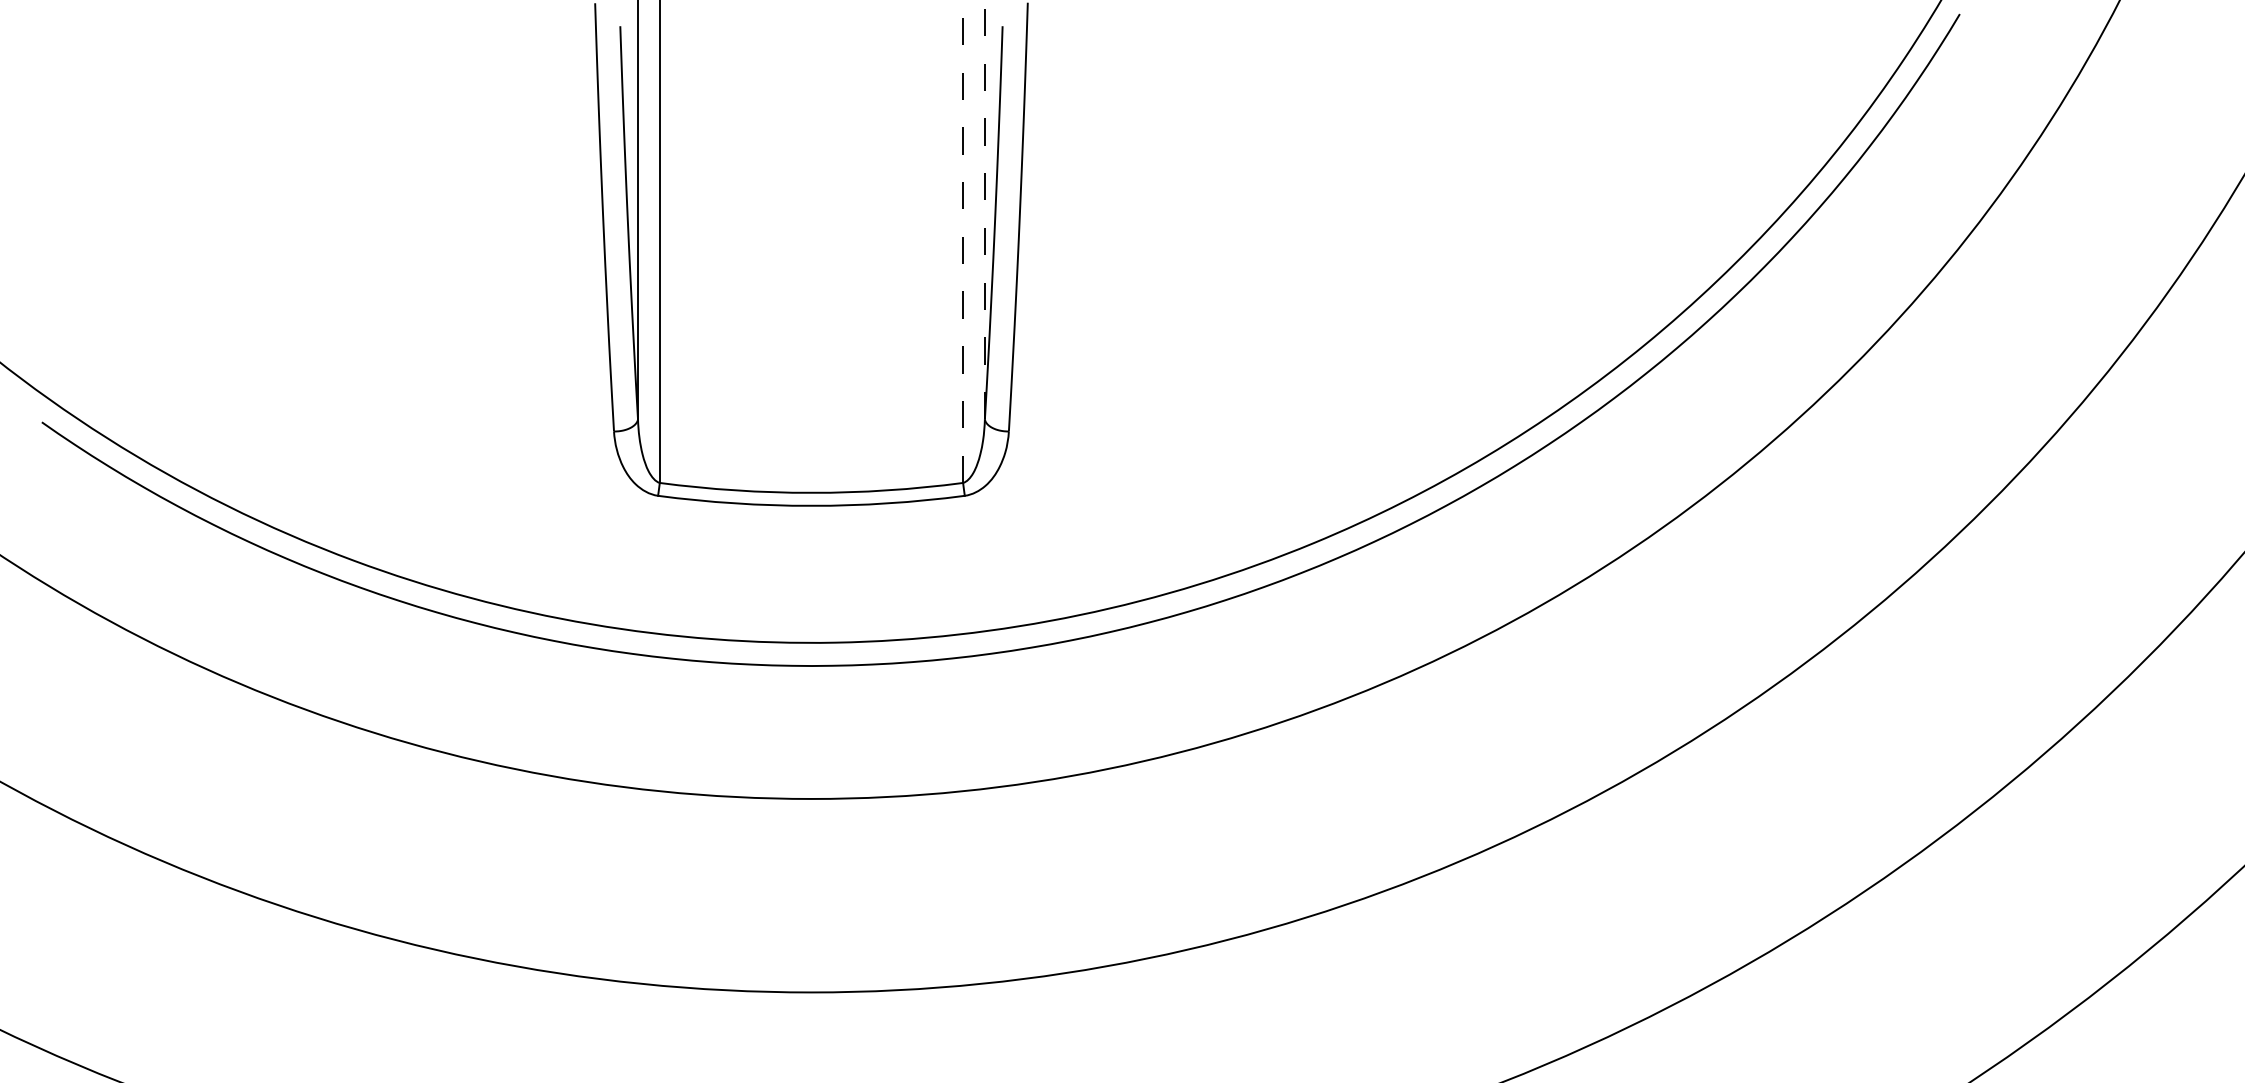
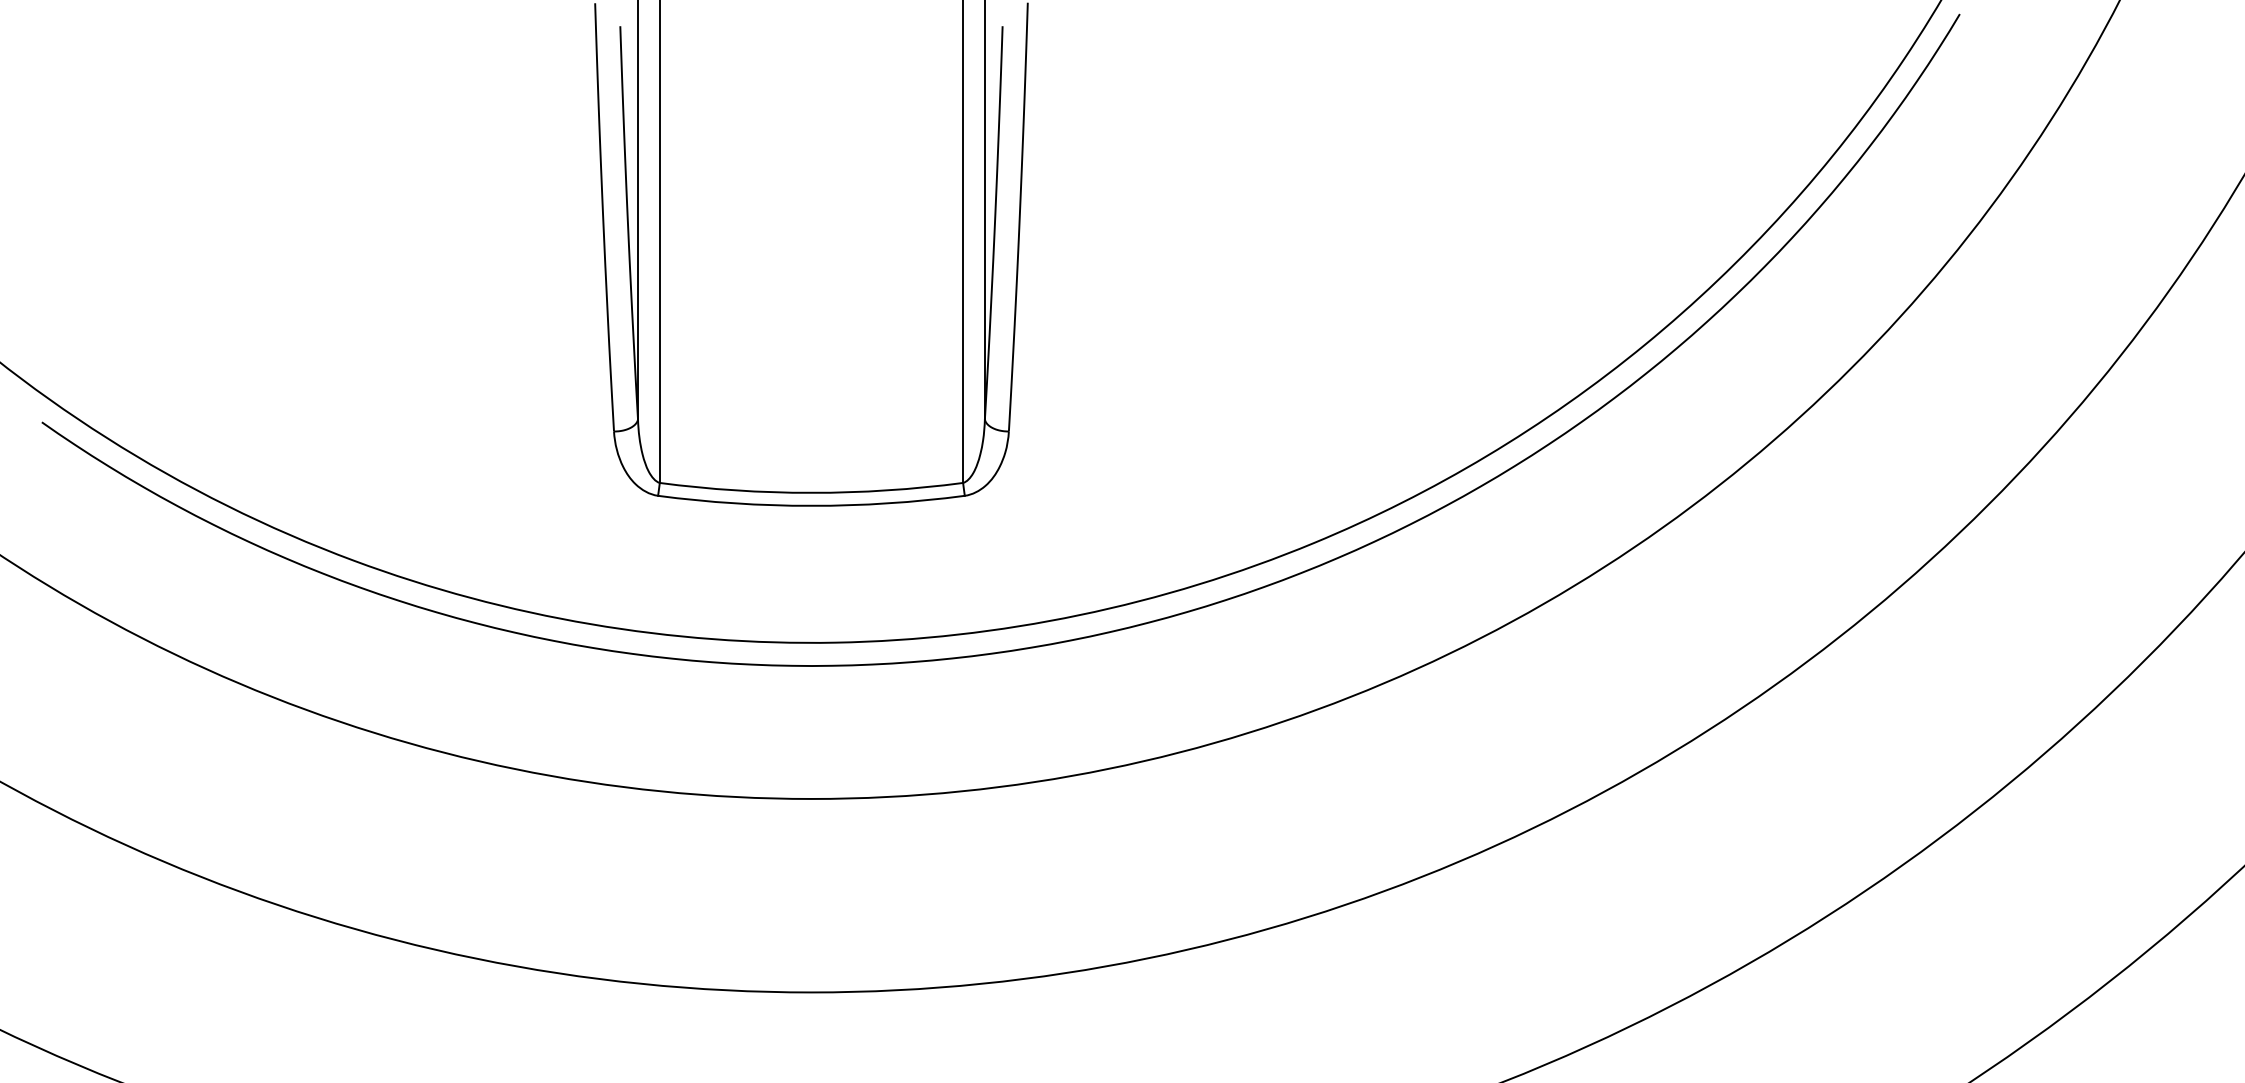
line: dashed -> solid (984, 209)
line: dashed -> solid (963, 242)
